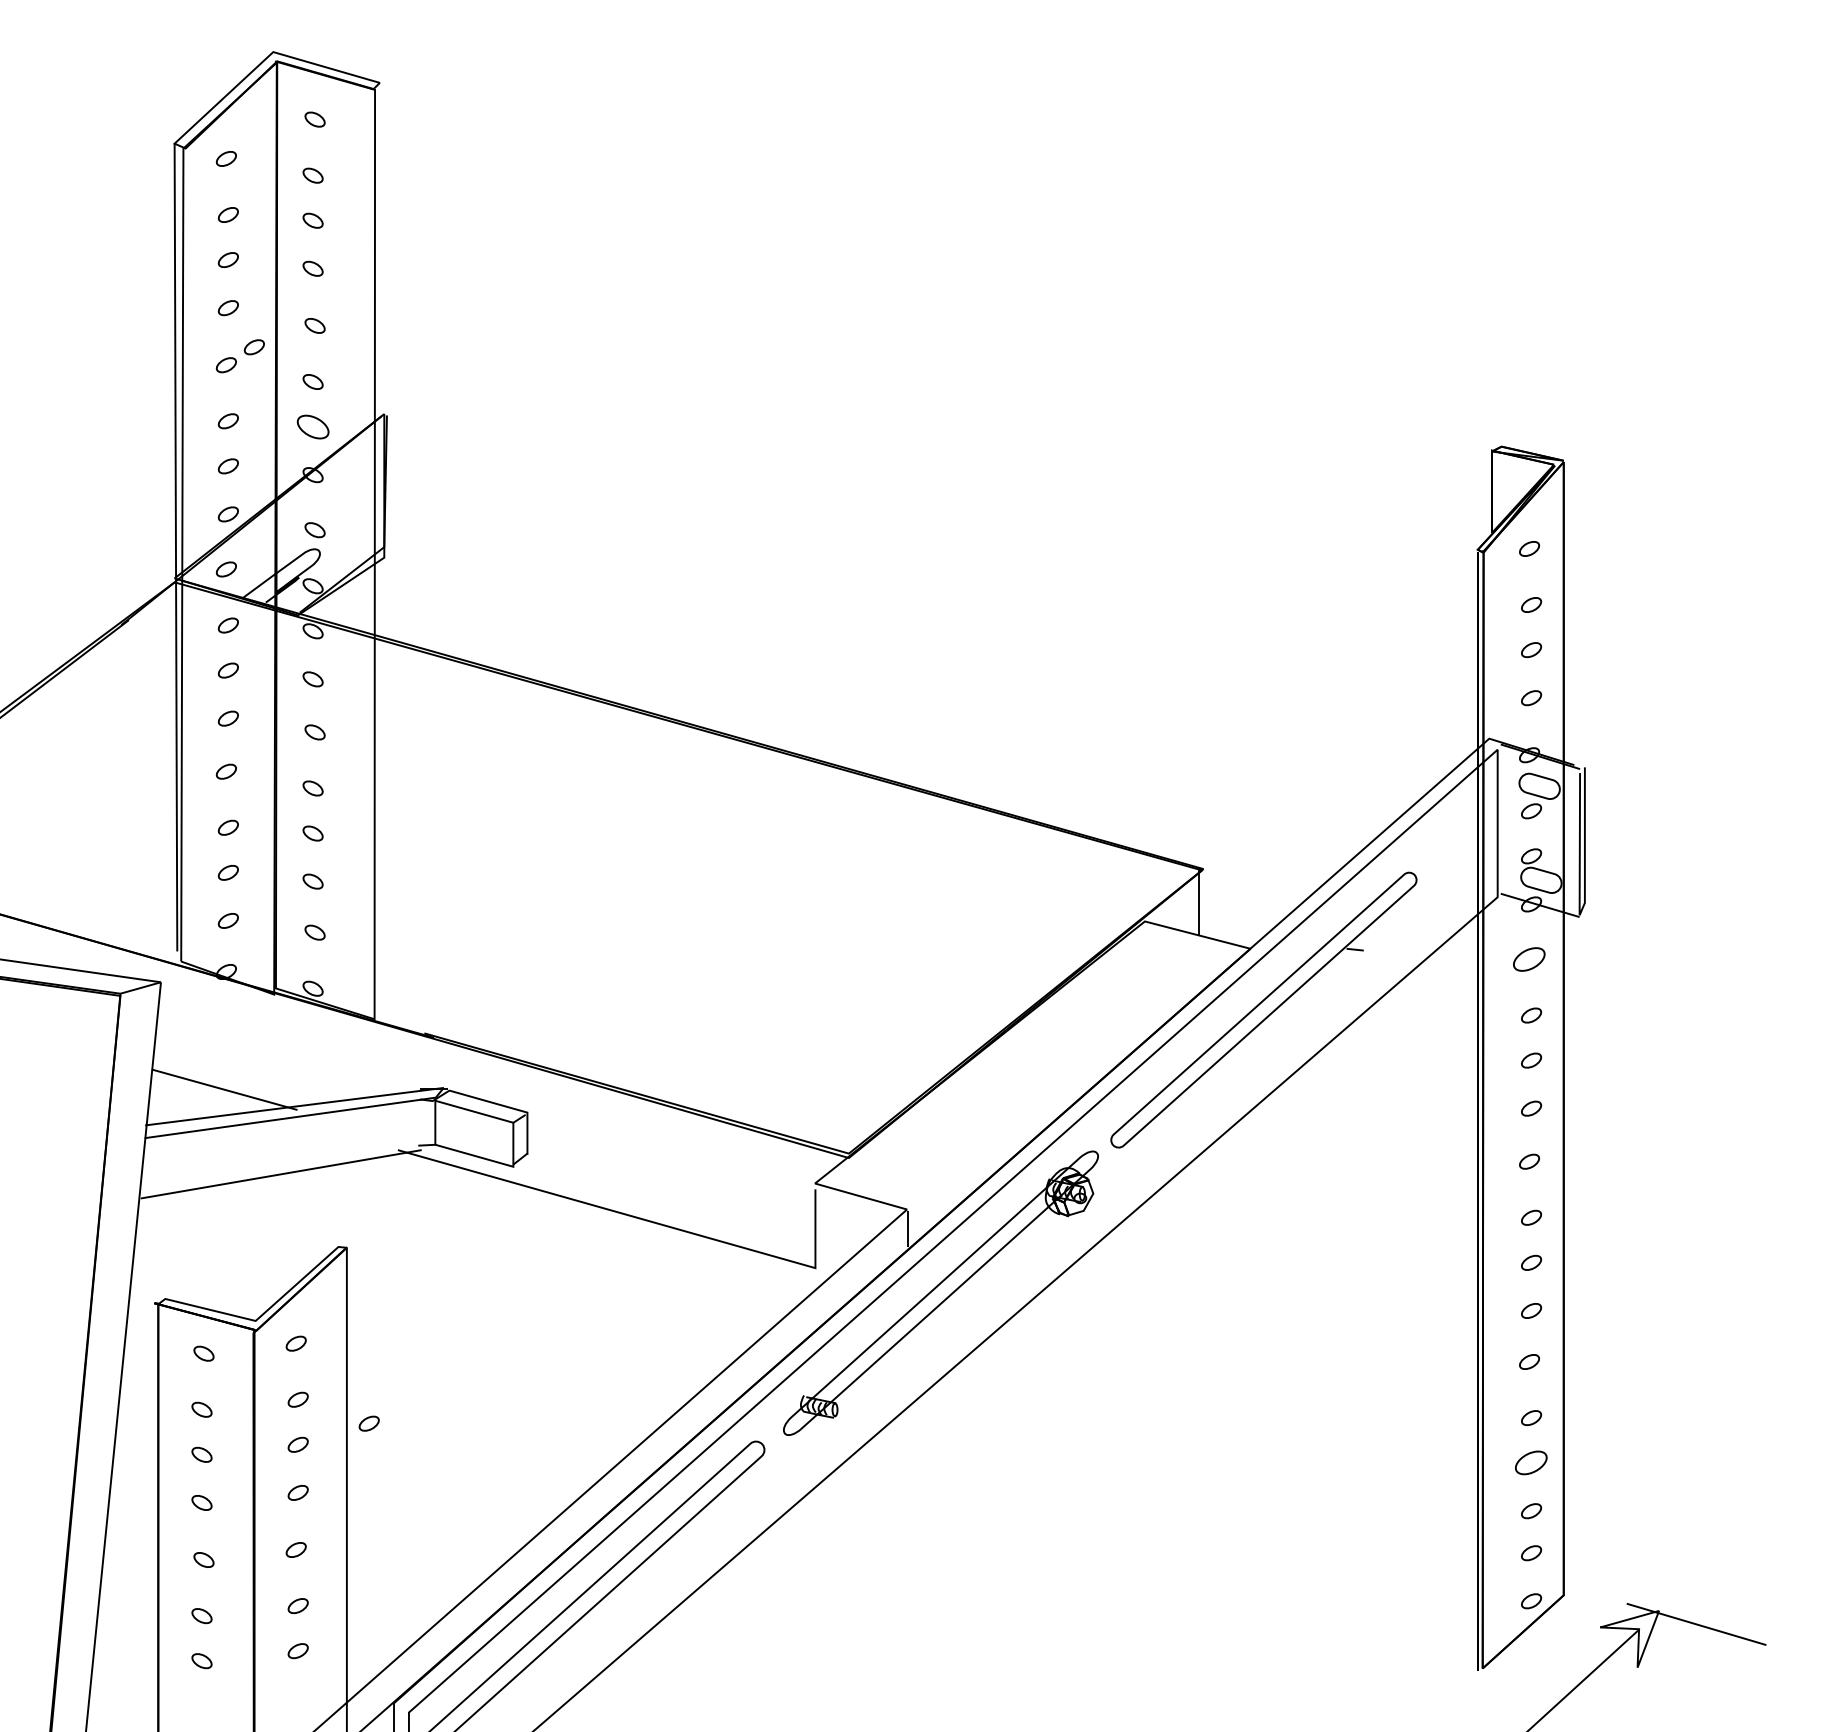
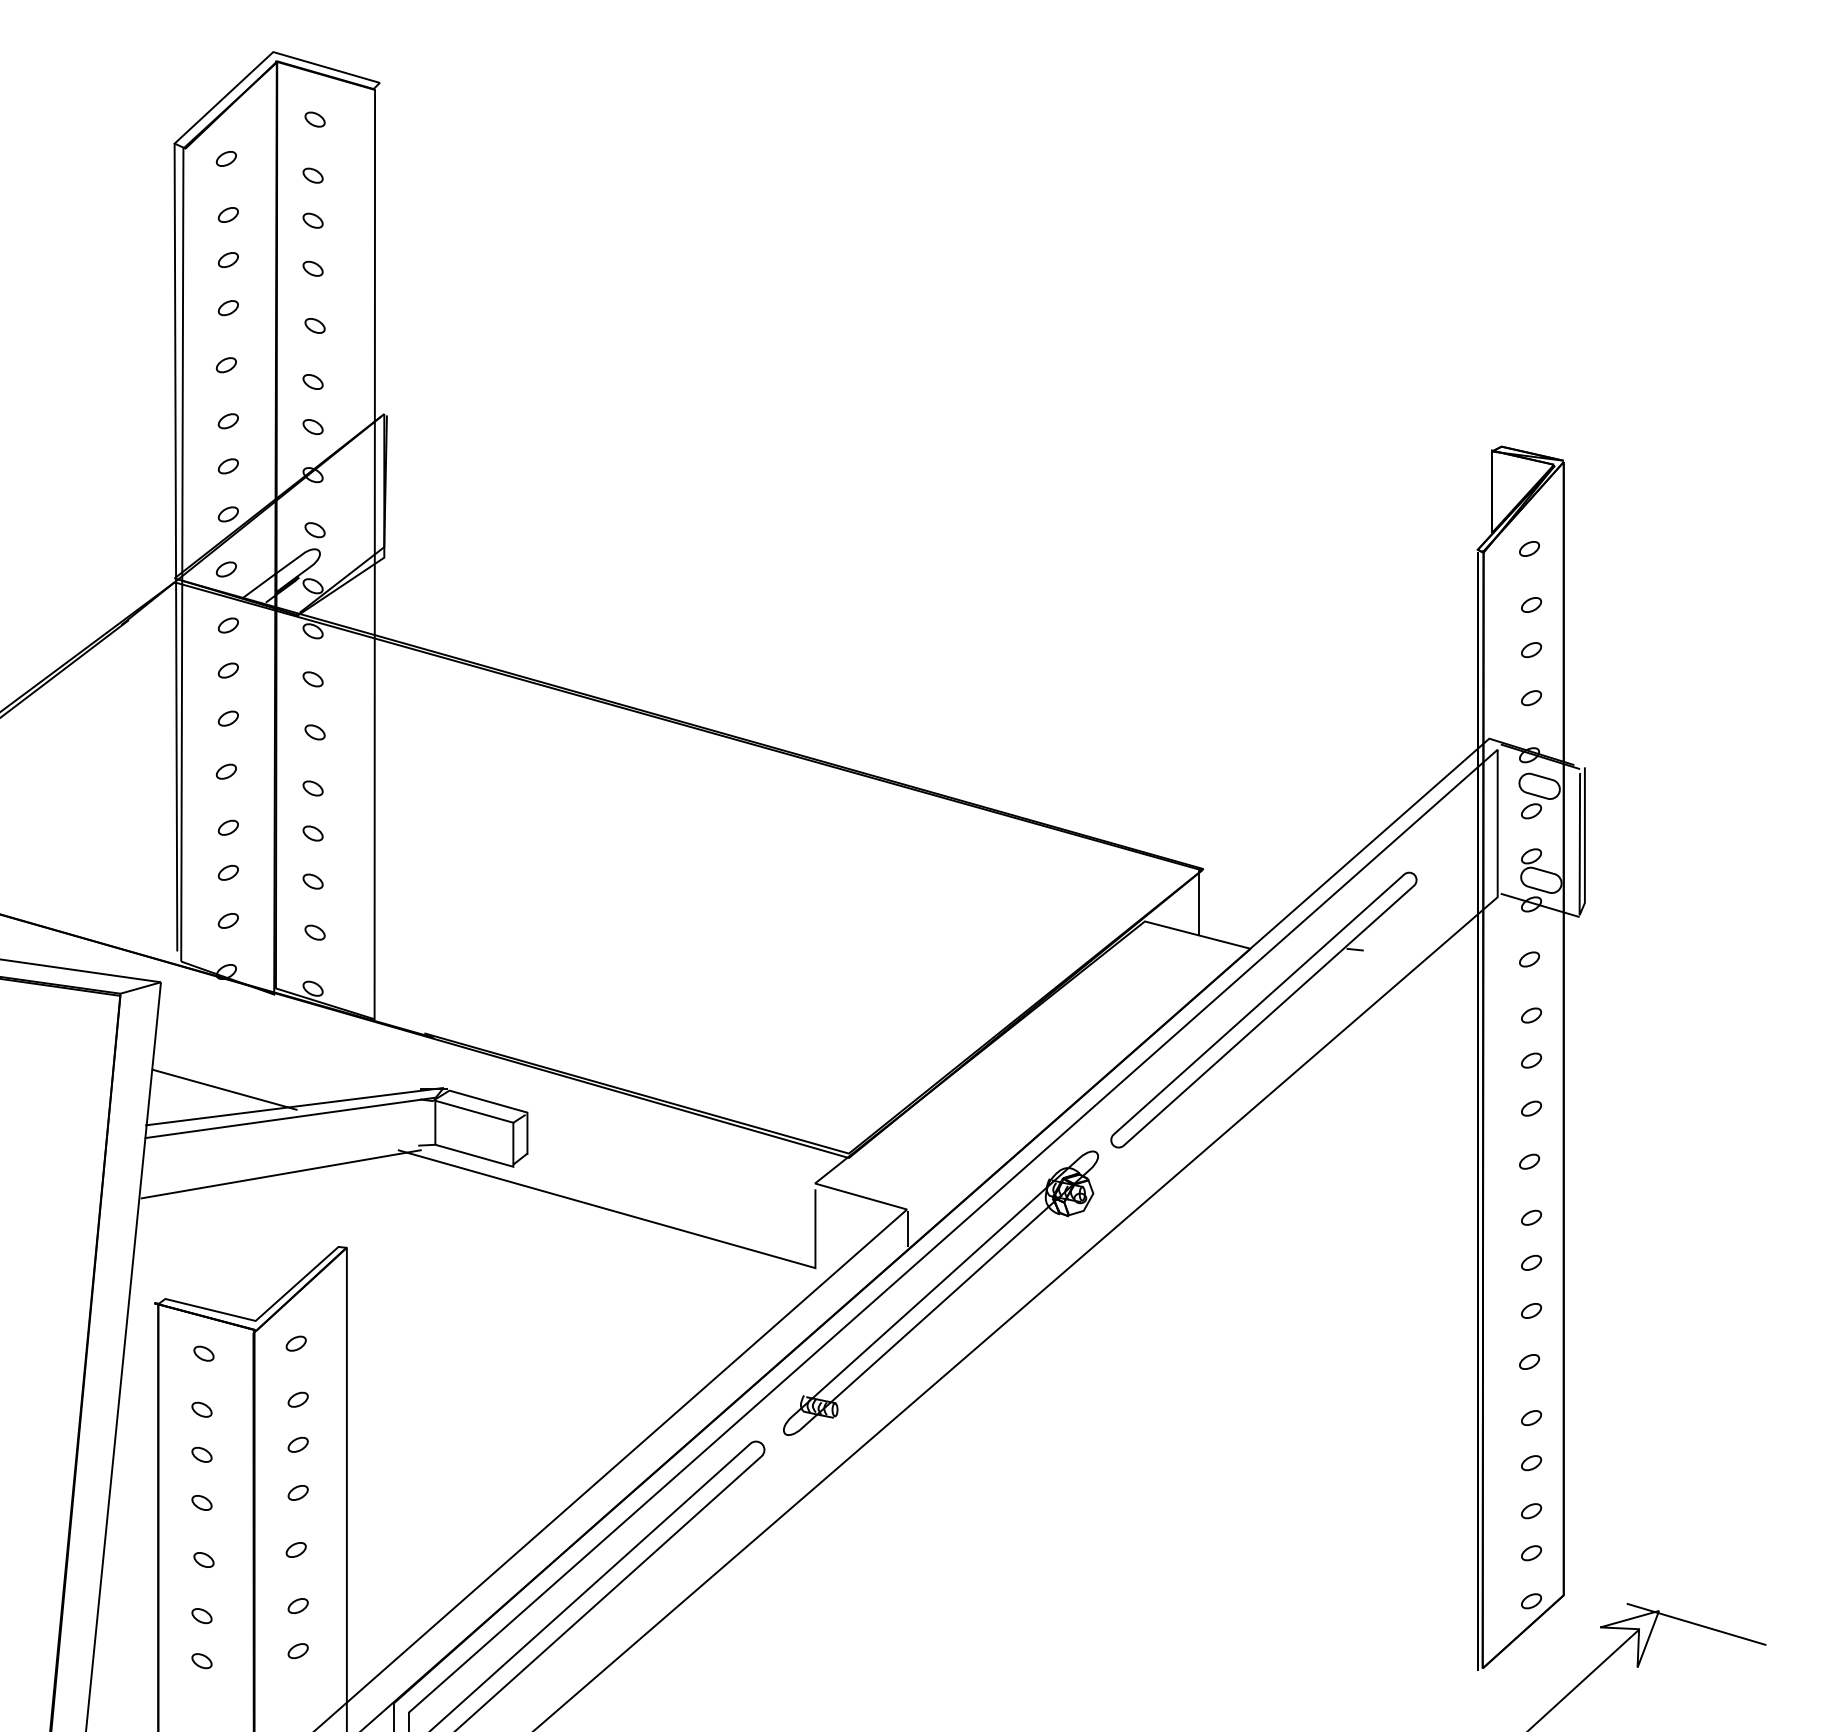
part: present -> none (253, 347)
part size: 34x26 px -> 22x16 px (312, 426)
part size: 33x25 px -> 22x17 px (1529, 959)
part: present -> none (368, 1423)
part size: 33x26 px -> 22x17 px (1531, 1463)
